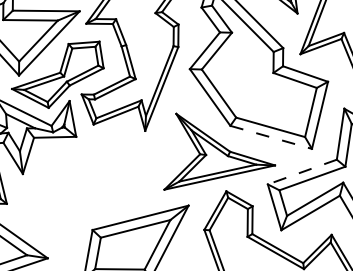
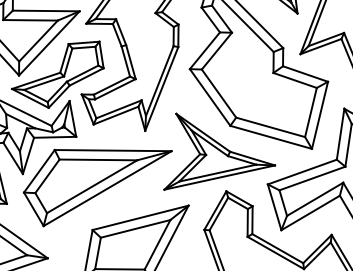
line: dashed -> solid (271, 137)
line: dashed -> solid (302, 172)
part: none -> present (97, 187)
